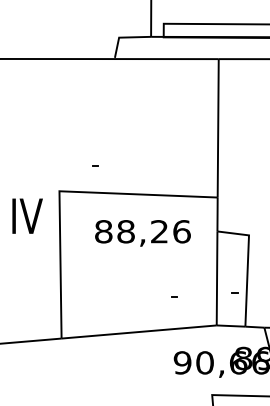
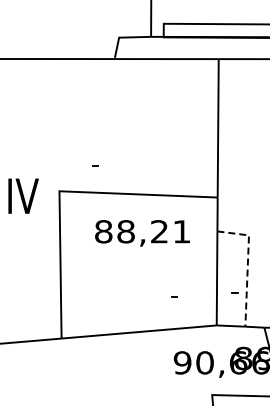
text position: (27, 215) -> (23, 195) (23, 195)
text: 88,26 -> 88,21 (181, 231)
line: solid -> dashed (247, 265)
